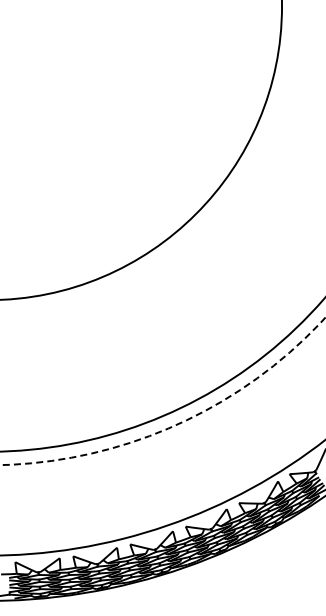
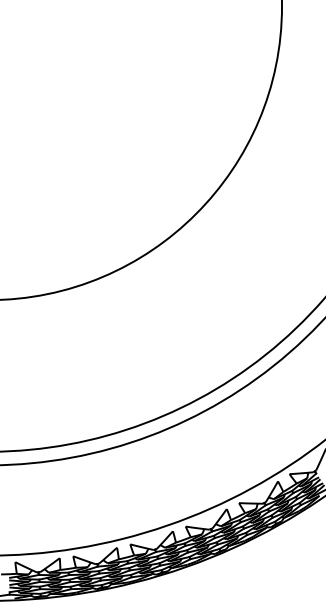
arc: dashed -> solid (177, 424)
